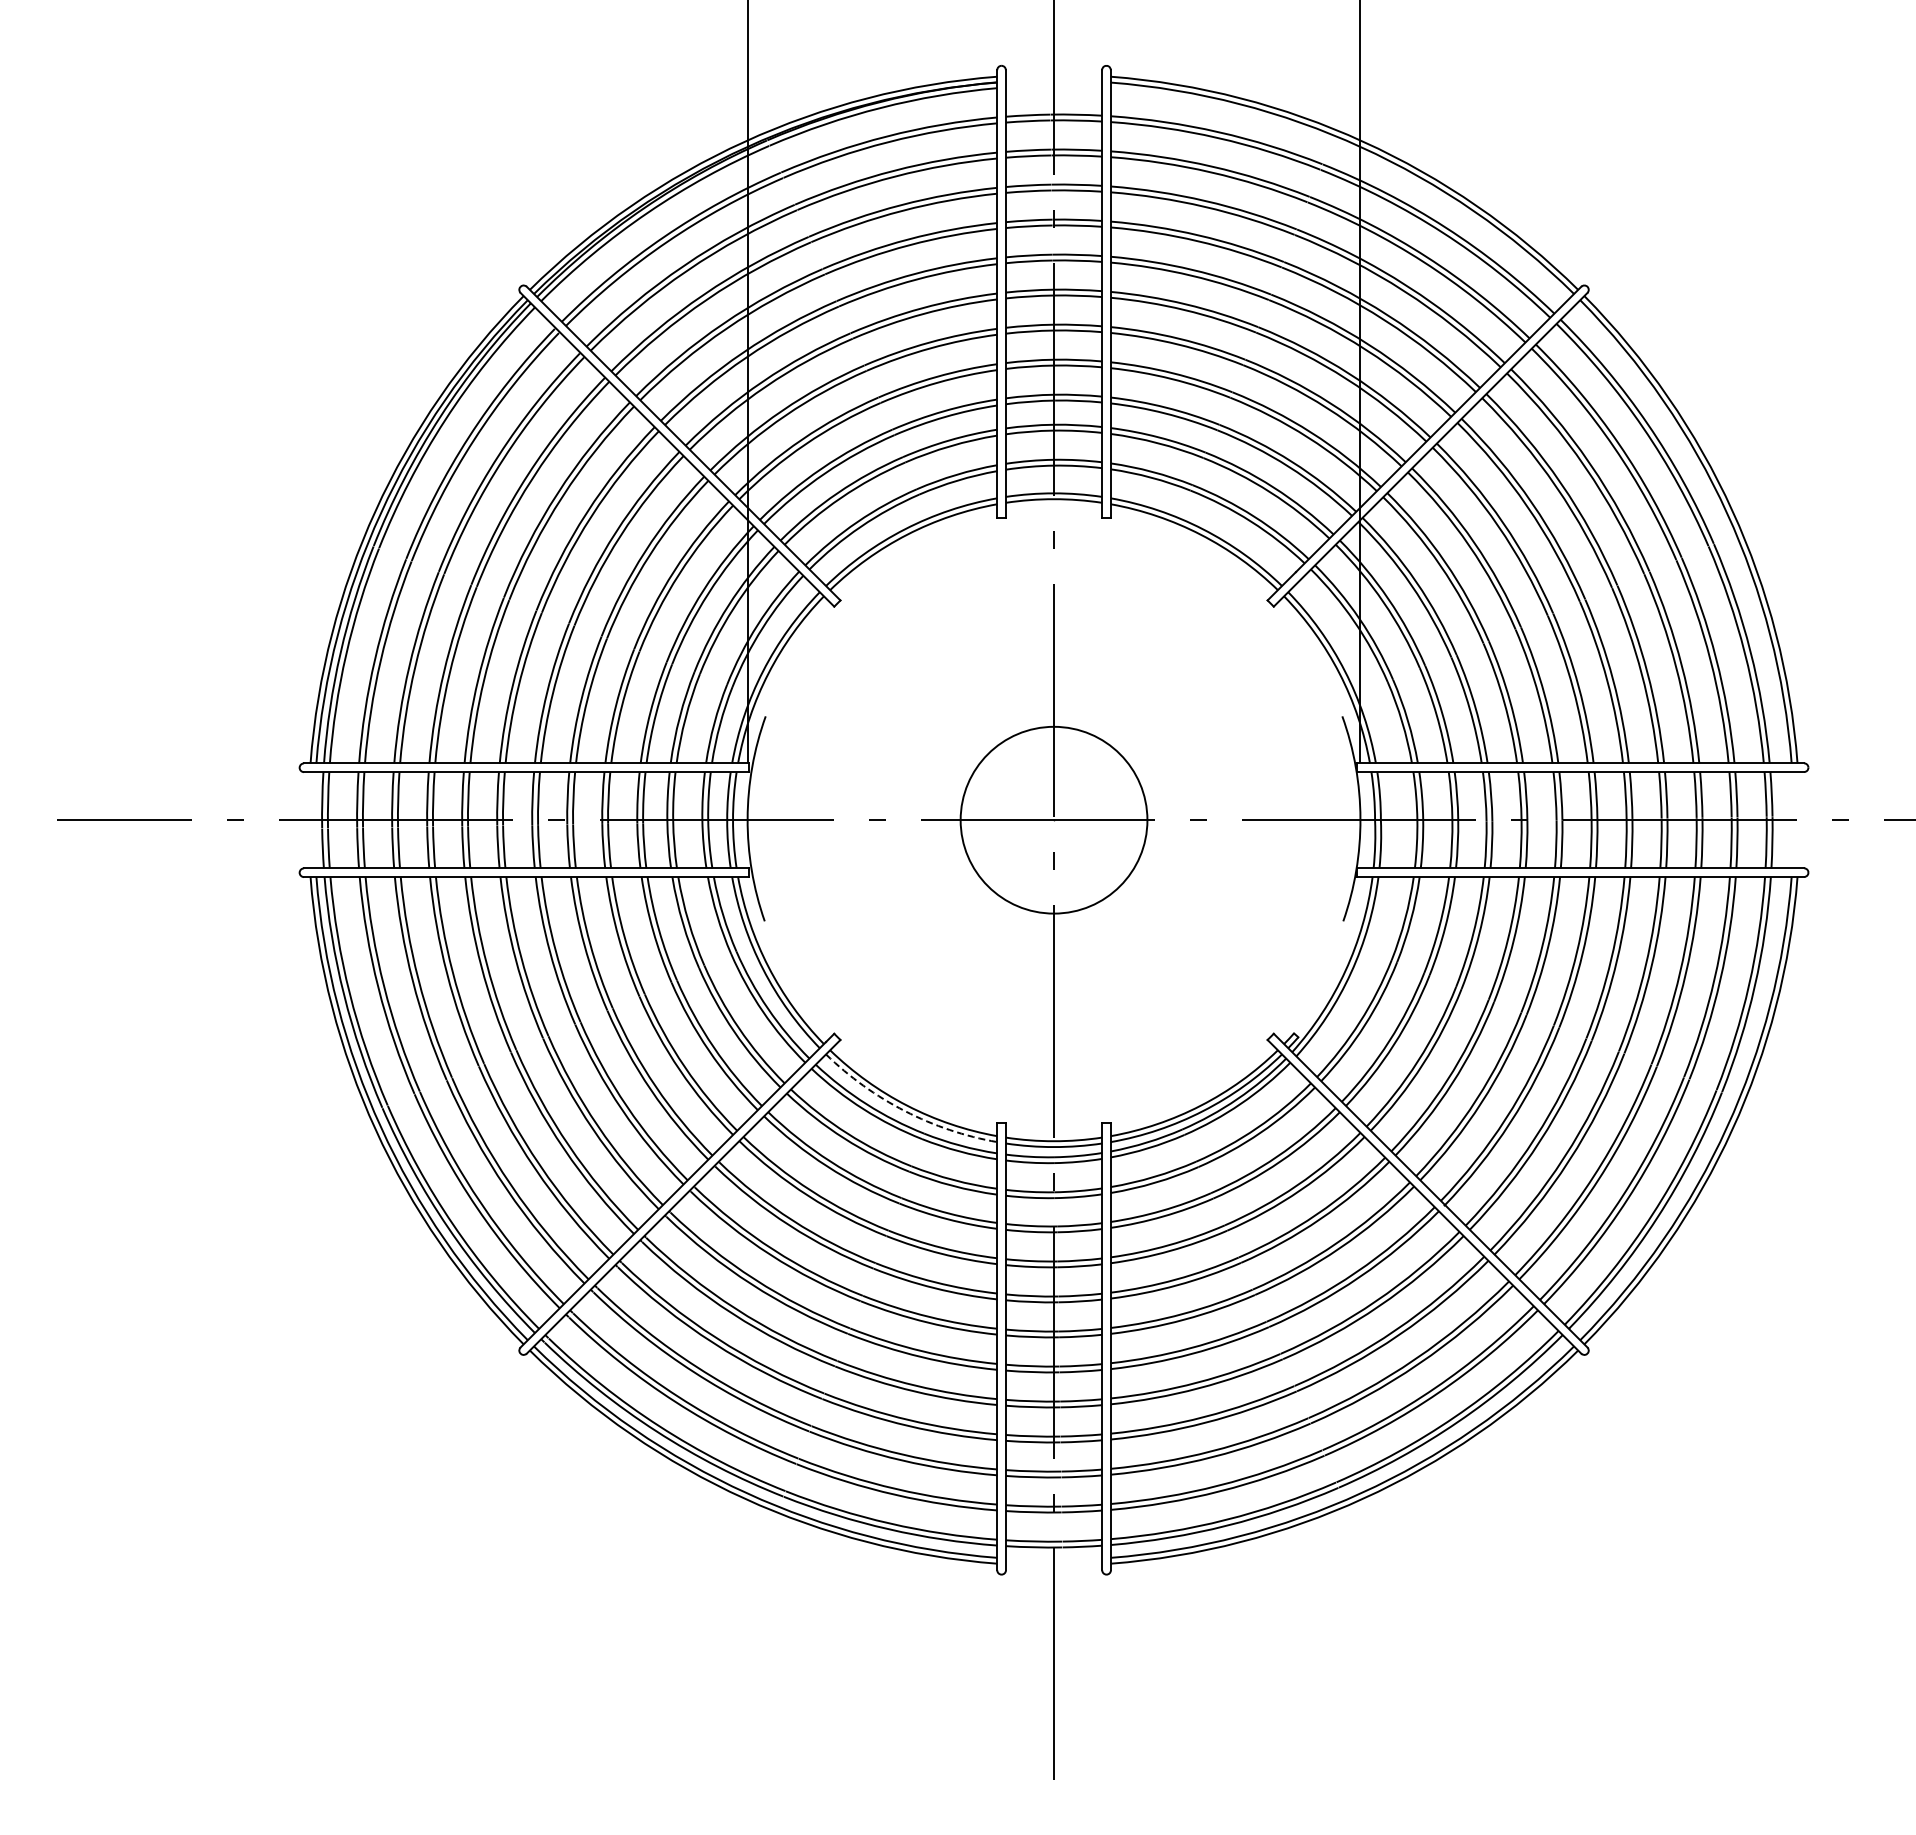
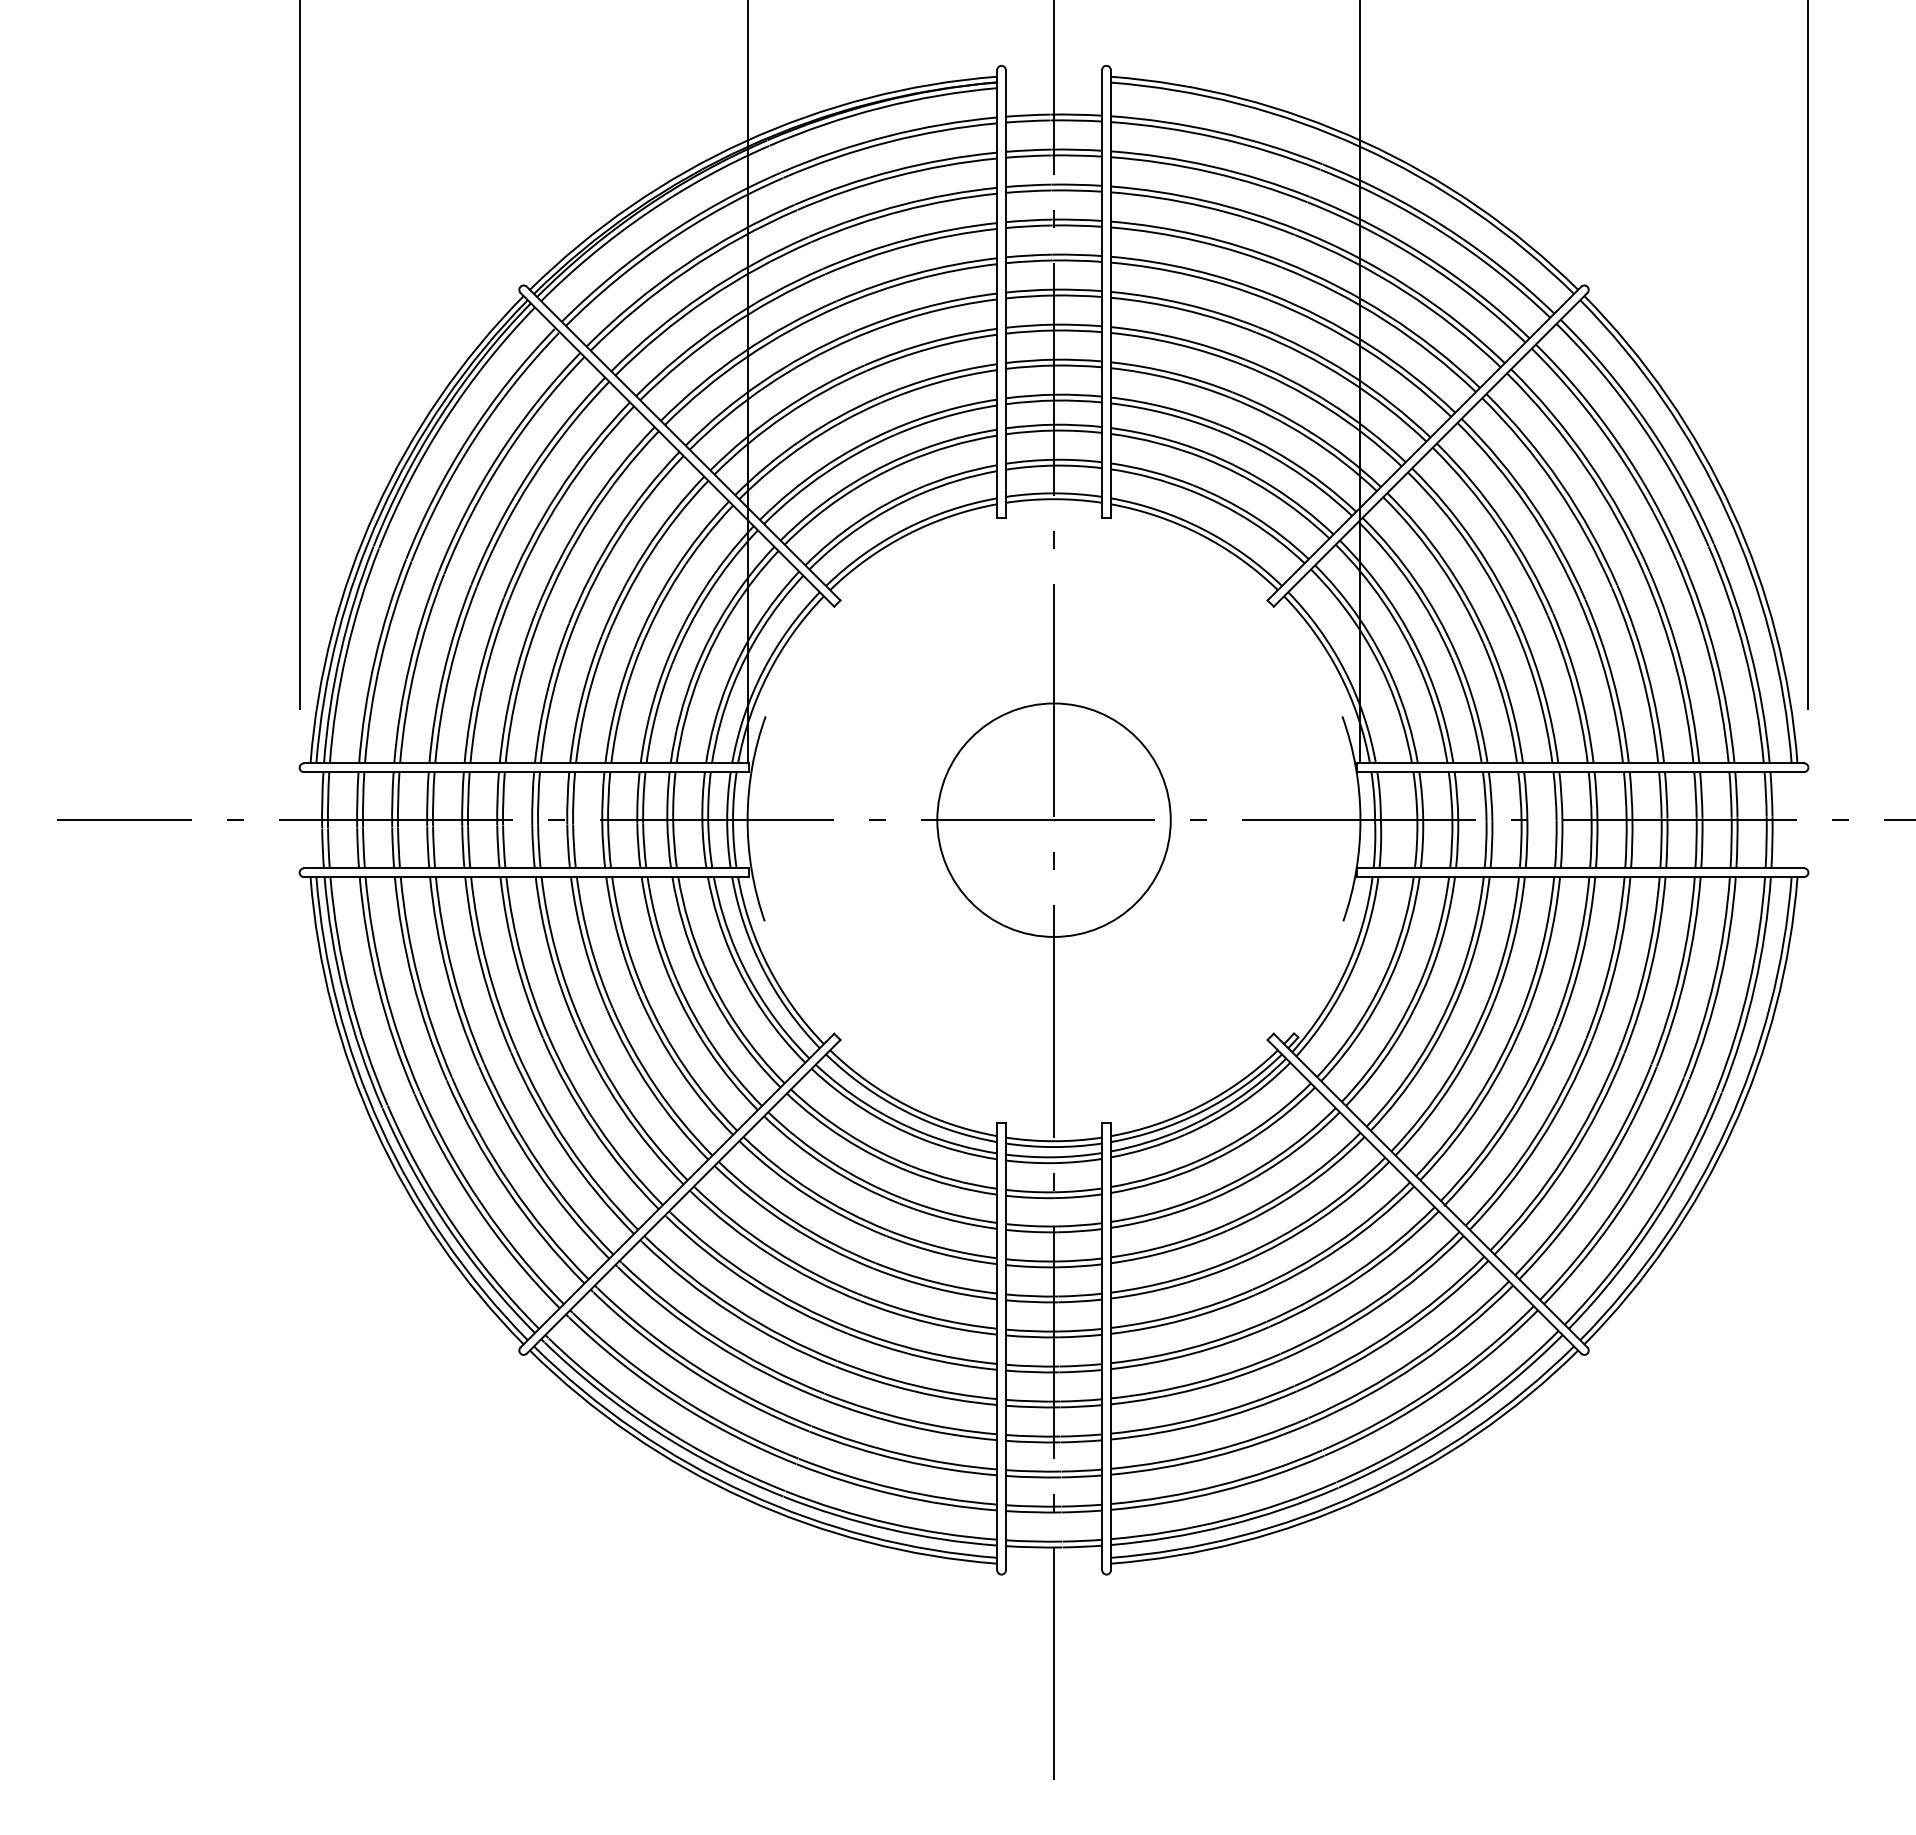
line: none -> present (299, 355)
line: none -> present (1808, 355)
circle diameter: 187 px -> 233 px (1053, 819)
arc: dashed -> solid (905, 1111)
